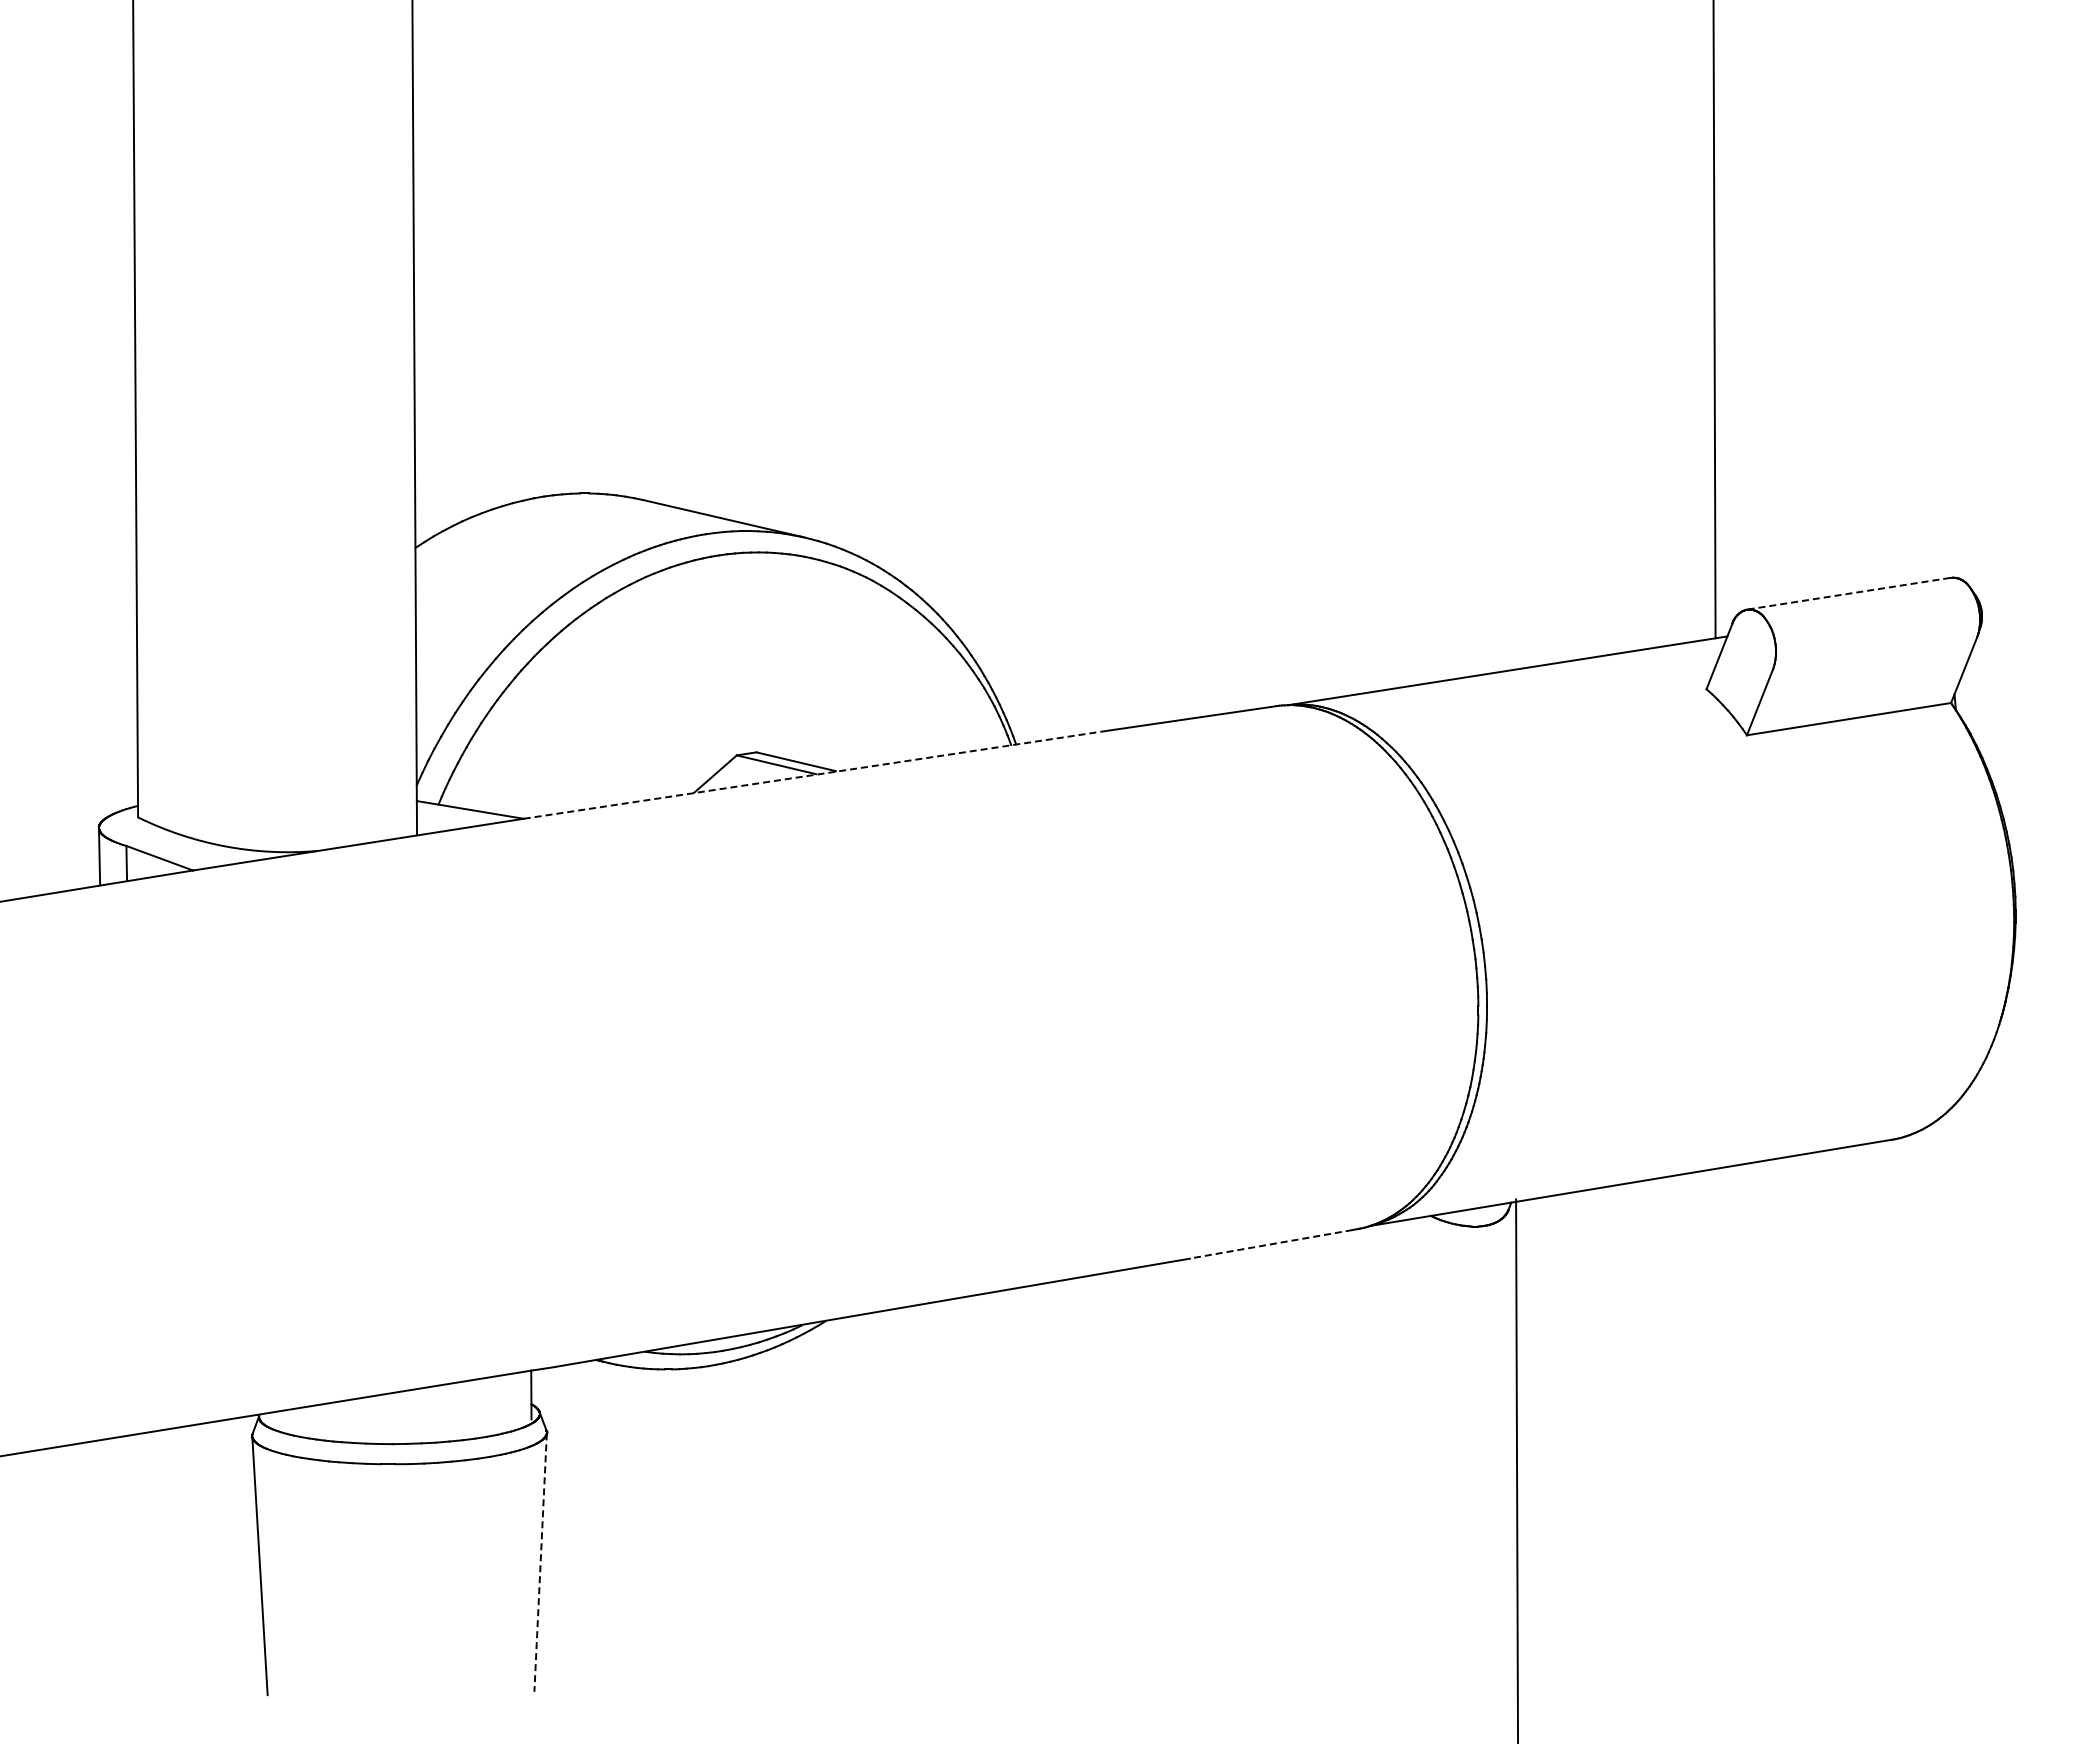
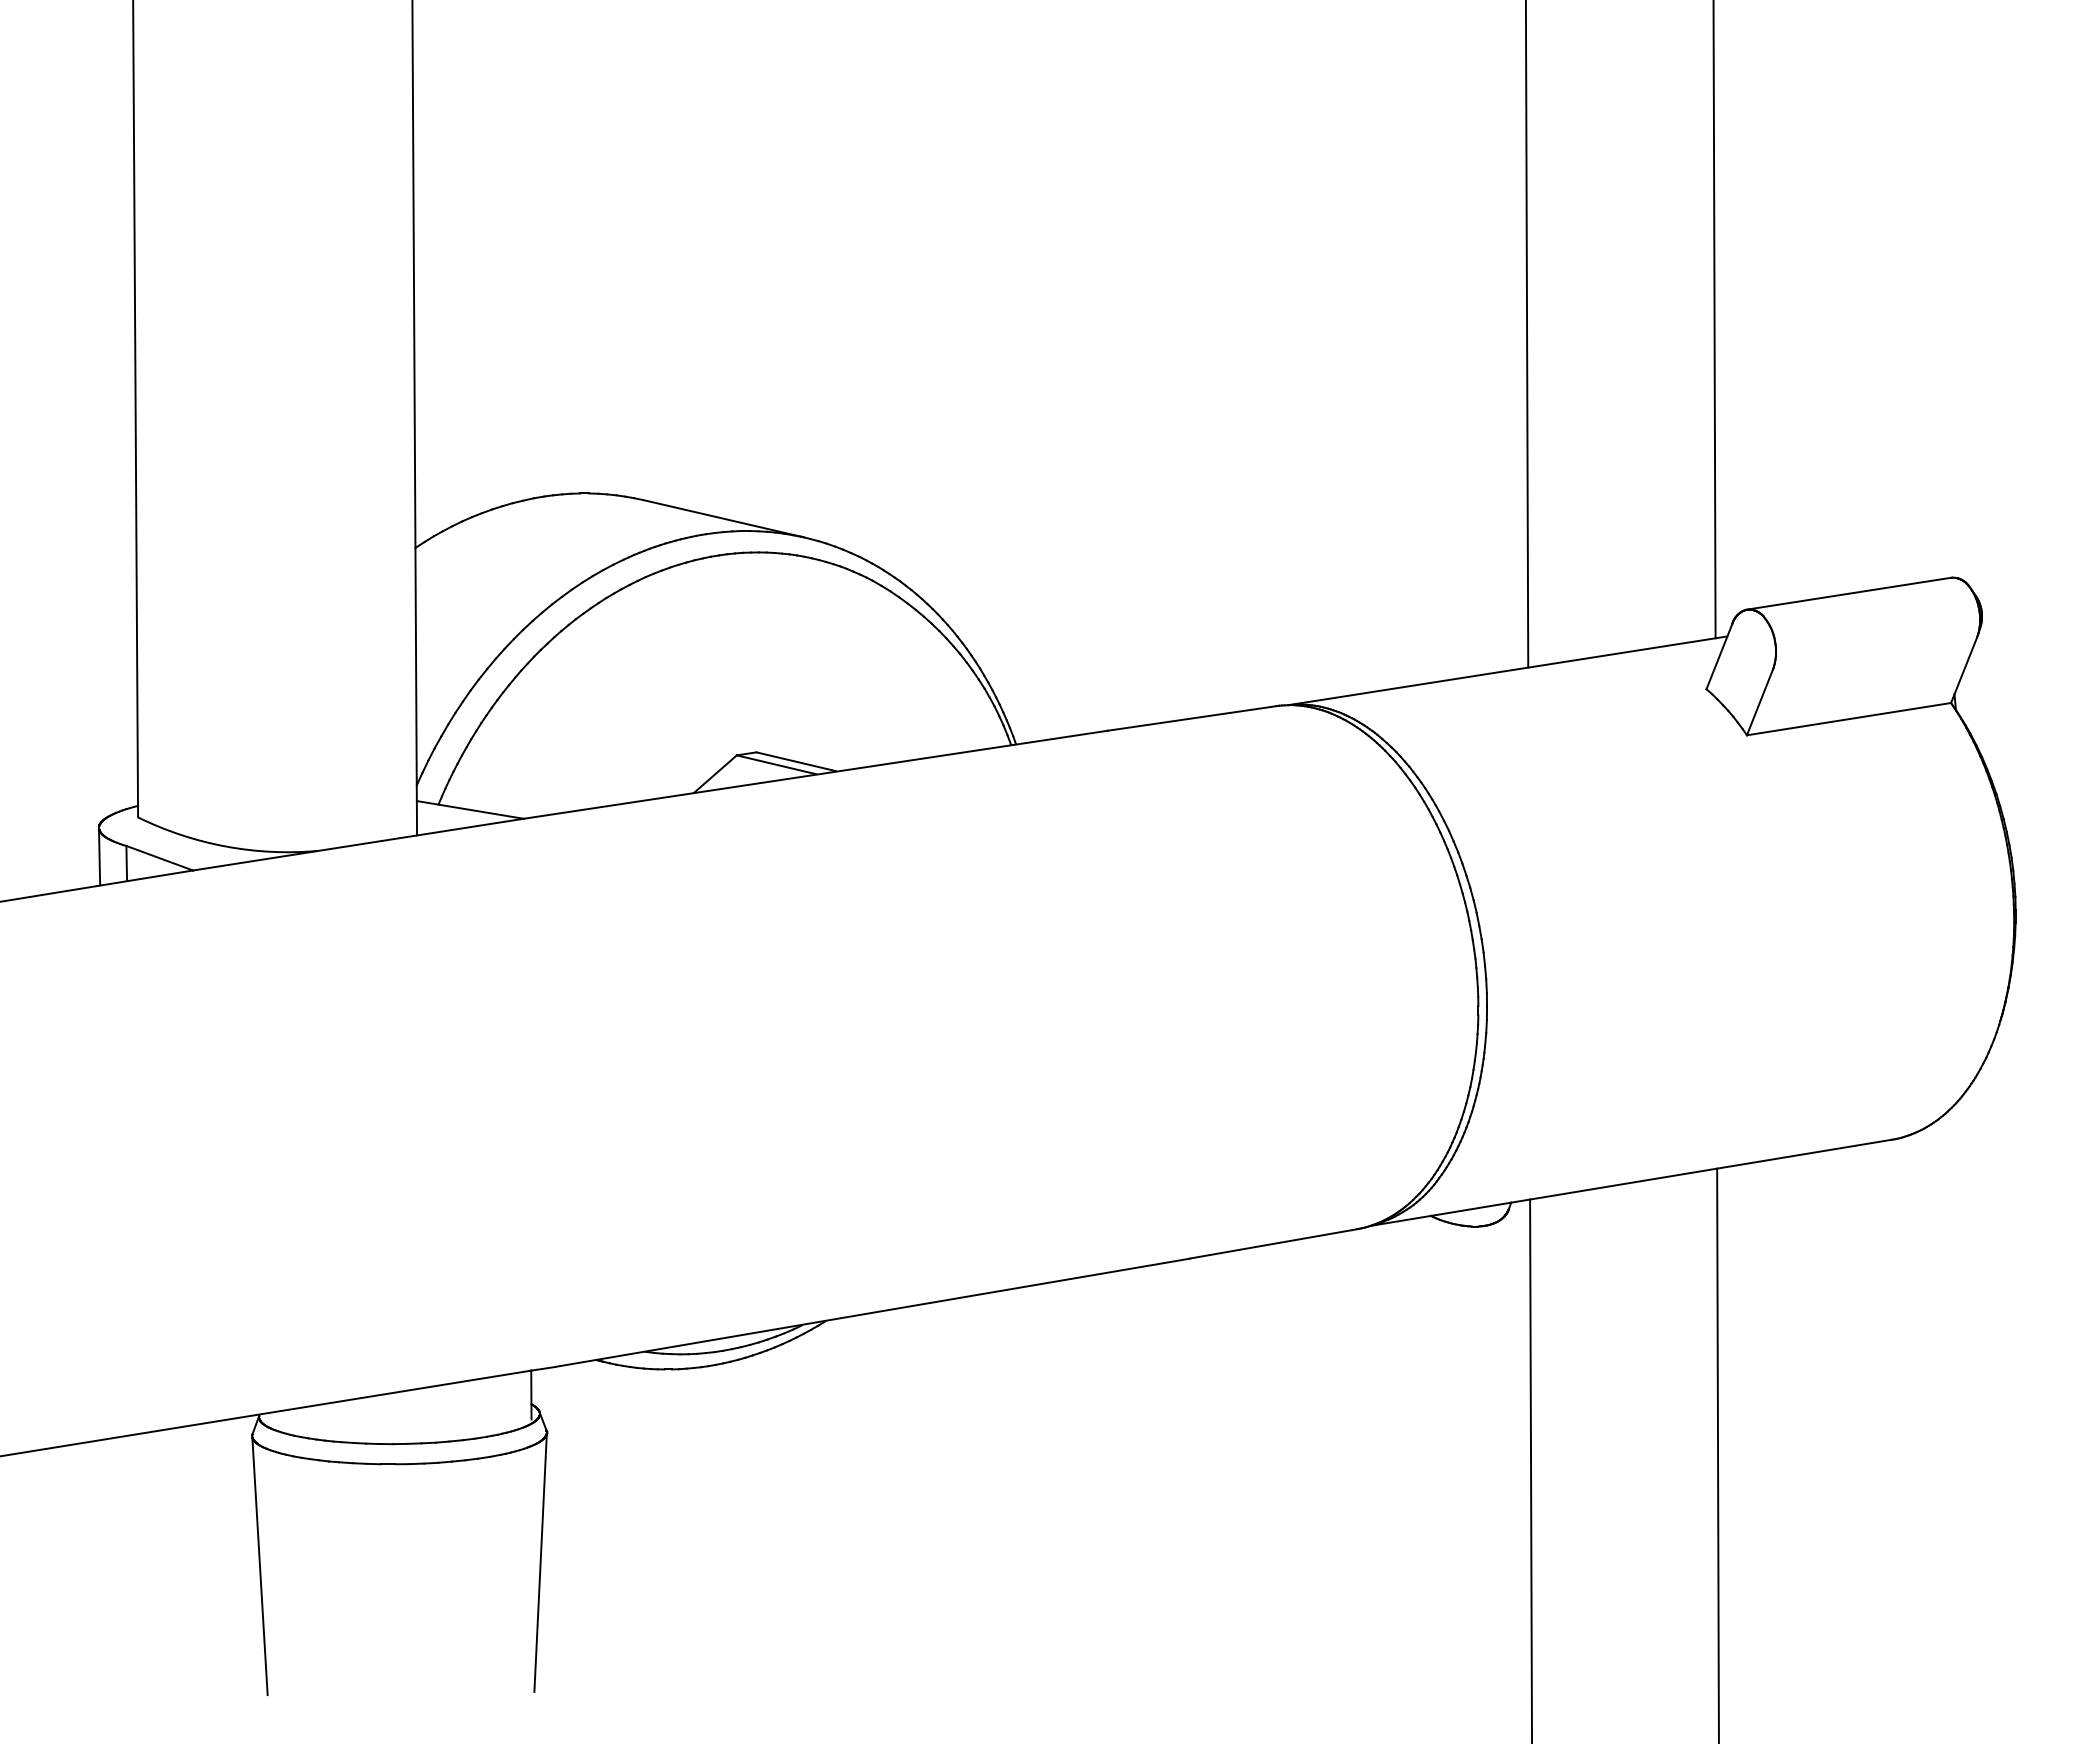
line: none -> present (1526, 334)
line: dashed -> solid (1849, 593)
line: dashed -> solid (816, 774)
line: dashed -> solid (1271, 1244)
line: none -> present (1717, 1454)
line position: (1517, 1469) -> (1531, 1469) (1531, 1469)
line: dashed -> solid (540, 1563)
